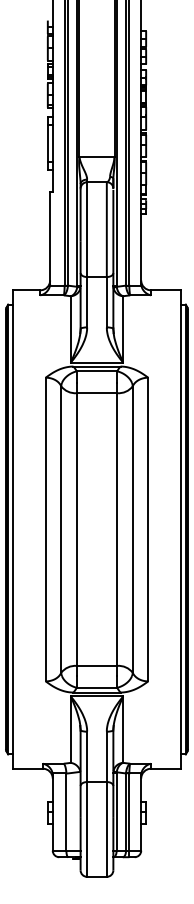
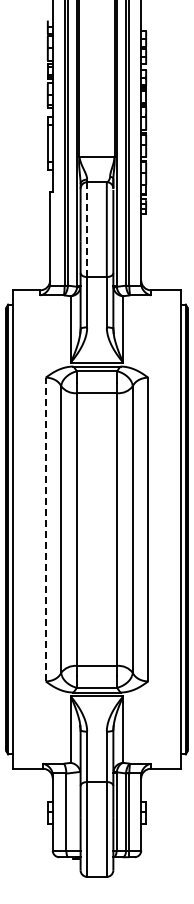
line: solid -> dashed (87, 229)
line: solid -> dashed (45, 529)
